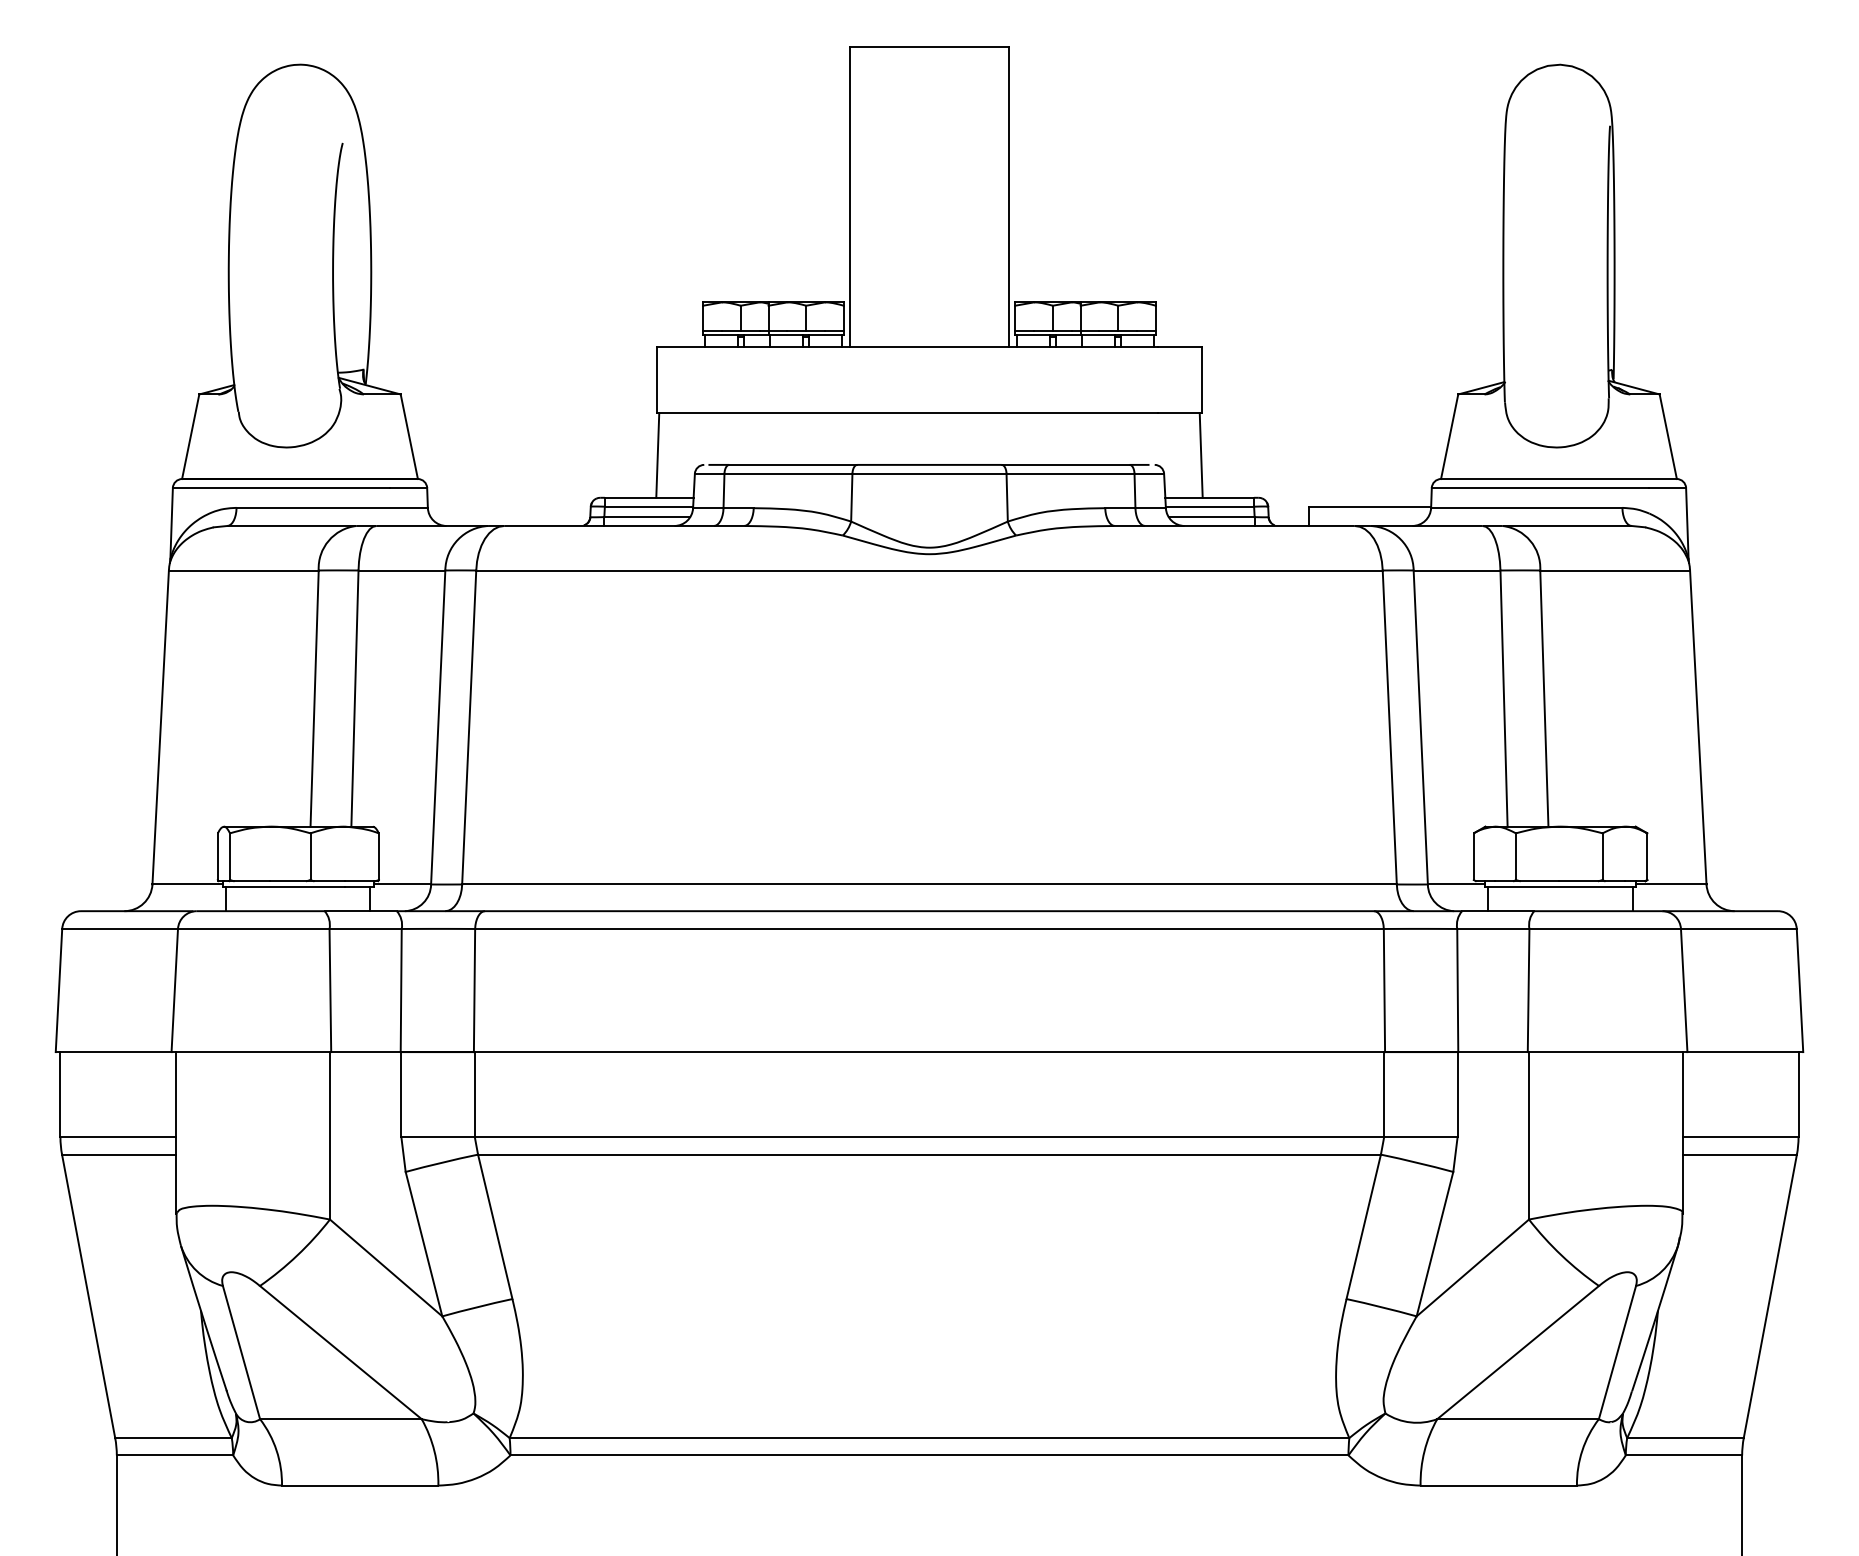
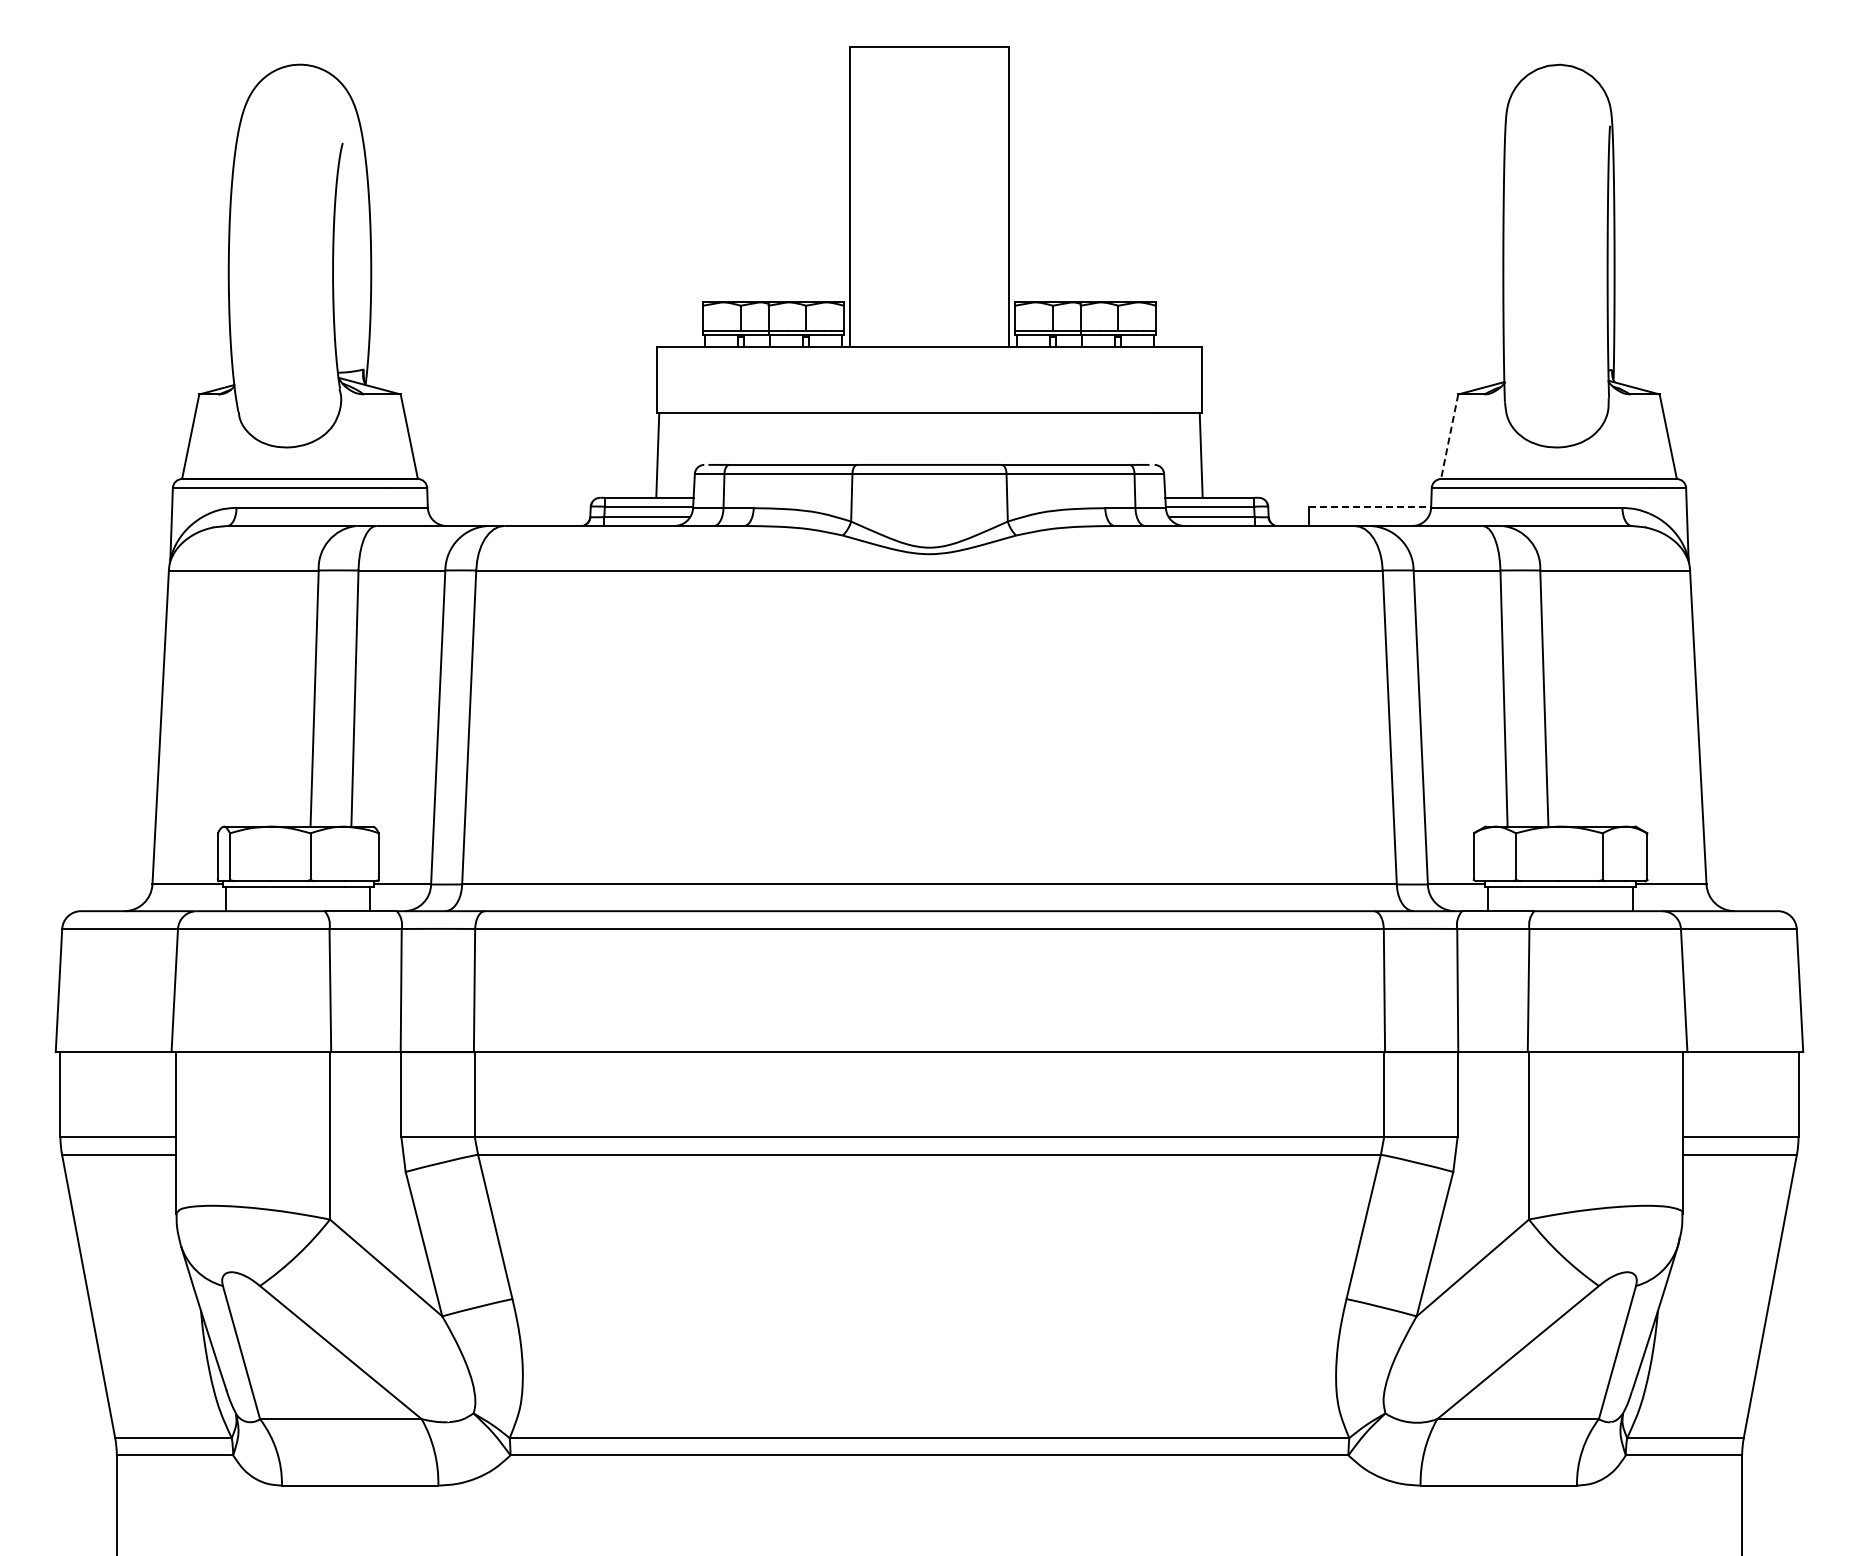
line: solid -> dashed (1449, 437)
line: solid -> dashed (1370, 507)
